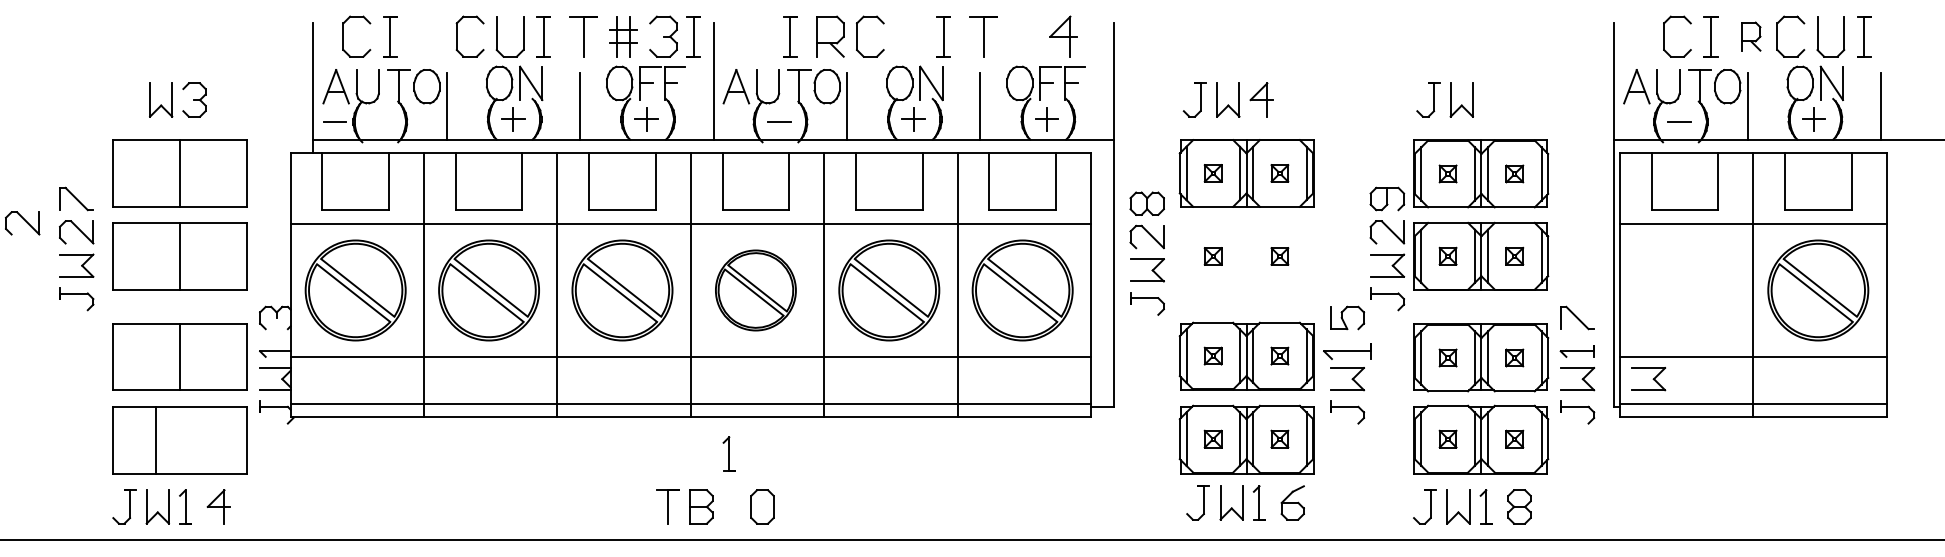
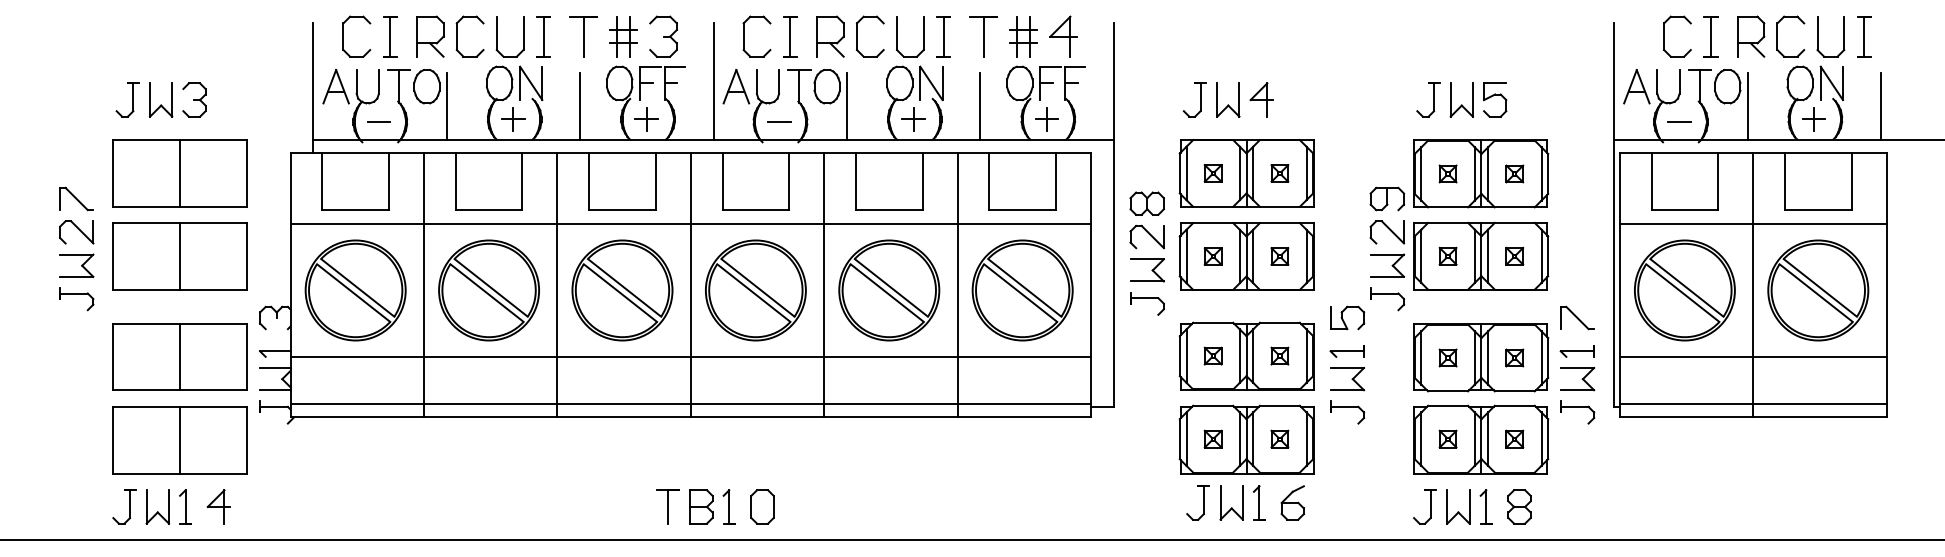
part: none -> present (430, 36)
part: present -> none (693, 36)
part: none -> present (744, 36)
part: none -> present (897, 36)
part: none -> present (1023, 36)
part size: 21x31 px -> 29x43 px (1751, 36)
part: none -> present (127, 99)
part: none -> present (1495, 99)
line position: (334, 121) -> (378, 121) (378, 121)
part: present -> none (22, 223)
part: none -> present (1246, 256)
part size: 82x83 px -> 102x103 px (755, 290)
part: none -> present (1684, 290)
part size: 49x17 px -> 36x13 px (1346, 351)
part: present -> none (1648, 379)
line position: (156, 439) -> (180, 439) (180, 439)
part position: (728, 453) -> (728, 506) (728, 506)
